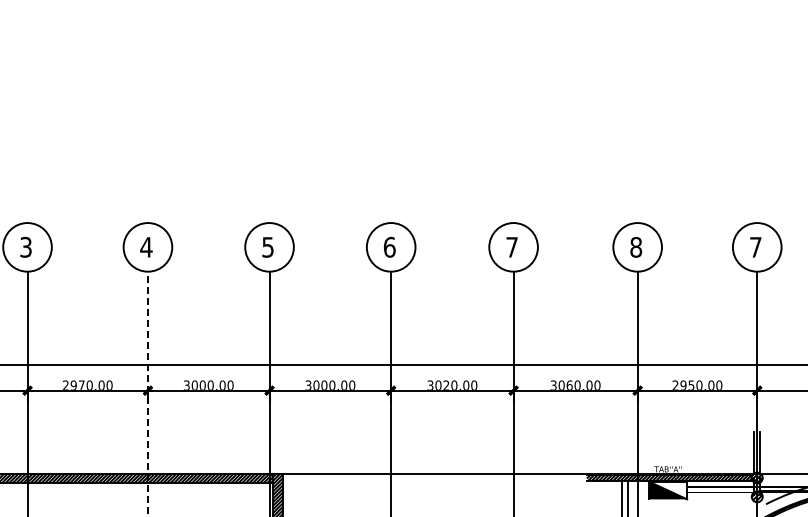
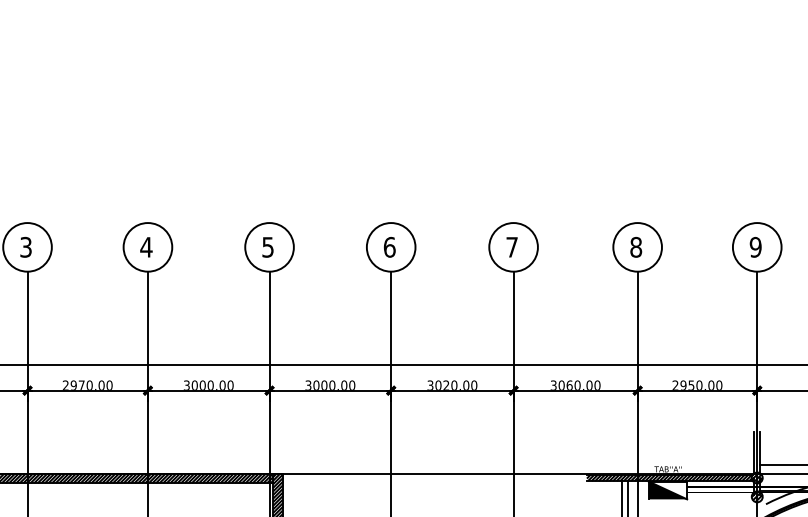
text: 7 -> 9 (755, 246)
line: dashed -> solid (147, 393)
line: none -> present (782, 464)
